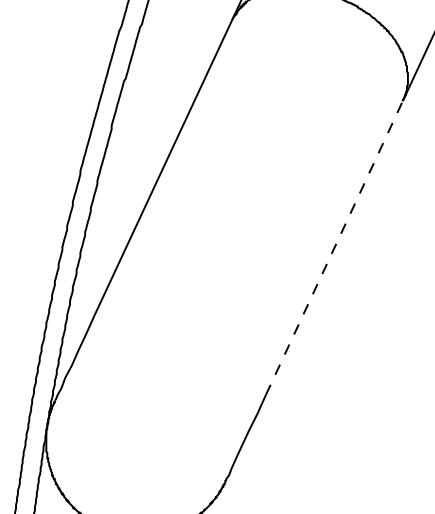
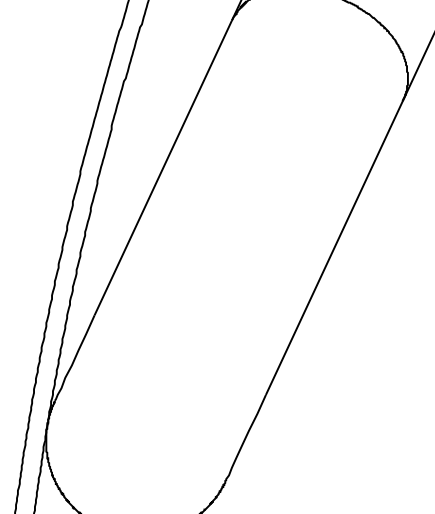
line: dashed -> solid (334, 247)
